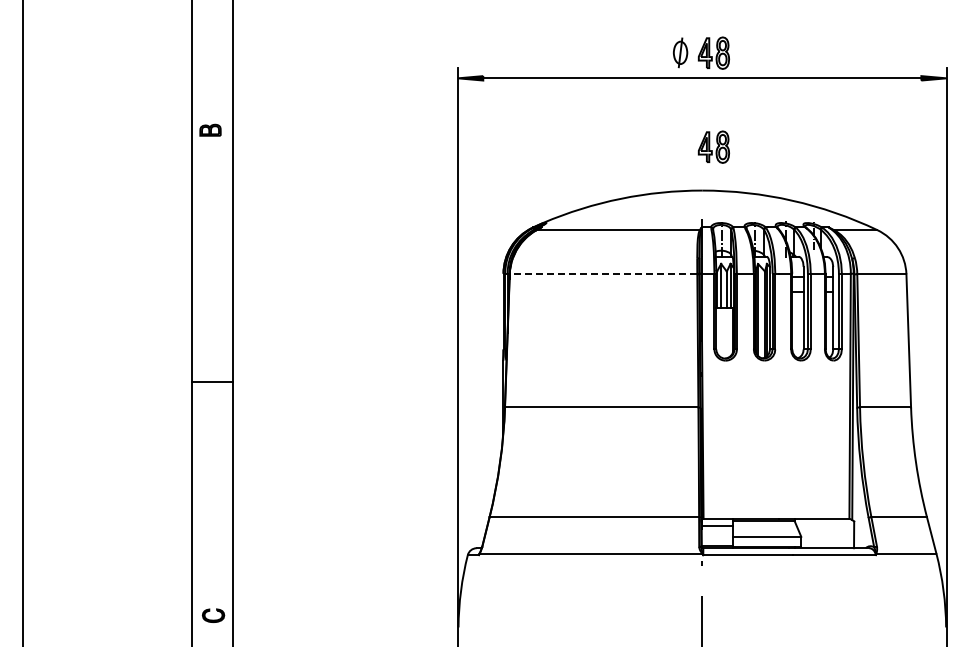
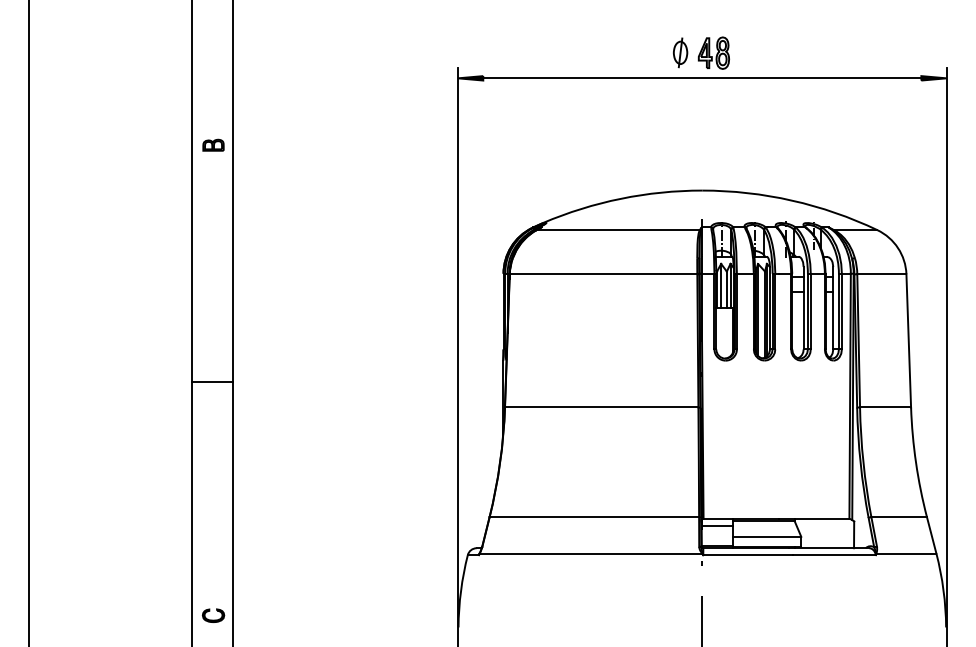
part position: (210, 129) -> (213, 144) (213, 144)
part: present -> none (713, 146)
line: dashed -> solid (603, 274)
line position: (23, 322) -> (29, 322) (29, 322)
